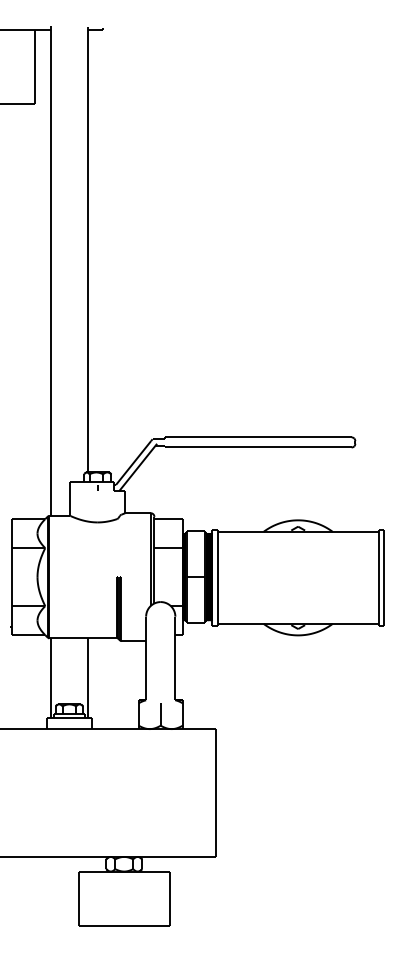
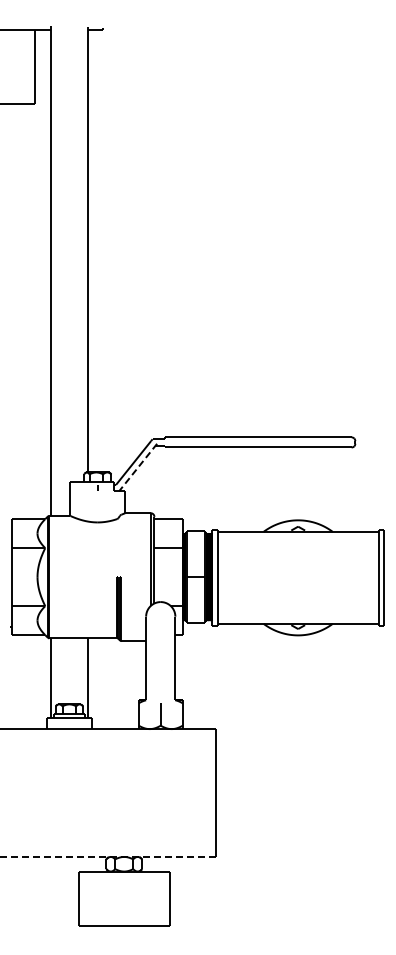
line: solid -> dashed (137, 467)
line: solid -> dashed (107, 856)
